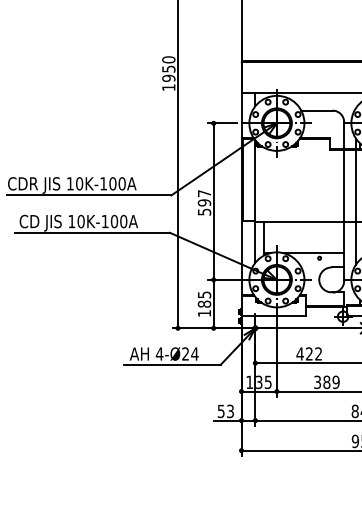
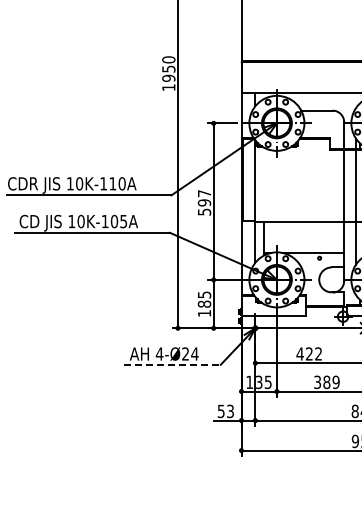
text: 10K-100A -> 10K-110A (112, 183)
text: 10K-100A -> 10K-105A (123, 221)
line: solid -> dashed (172, 364)
